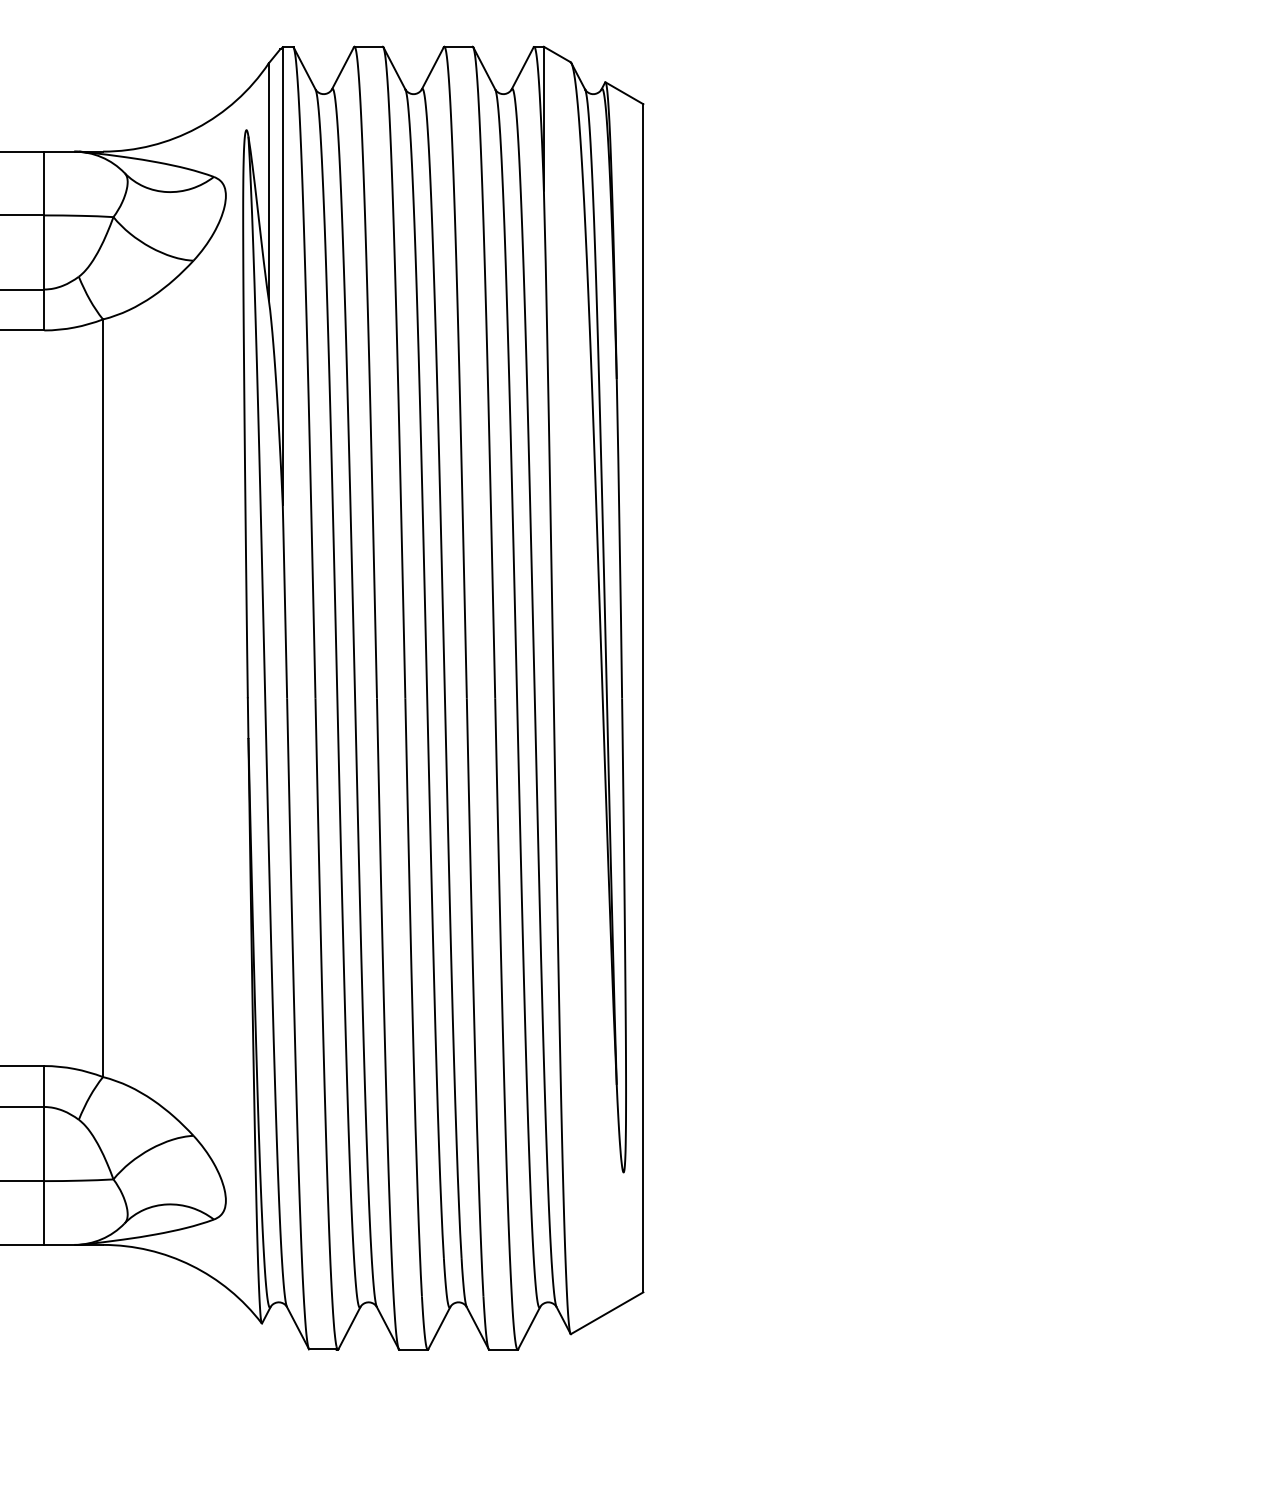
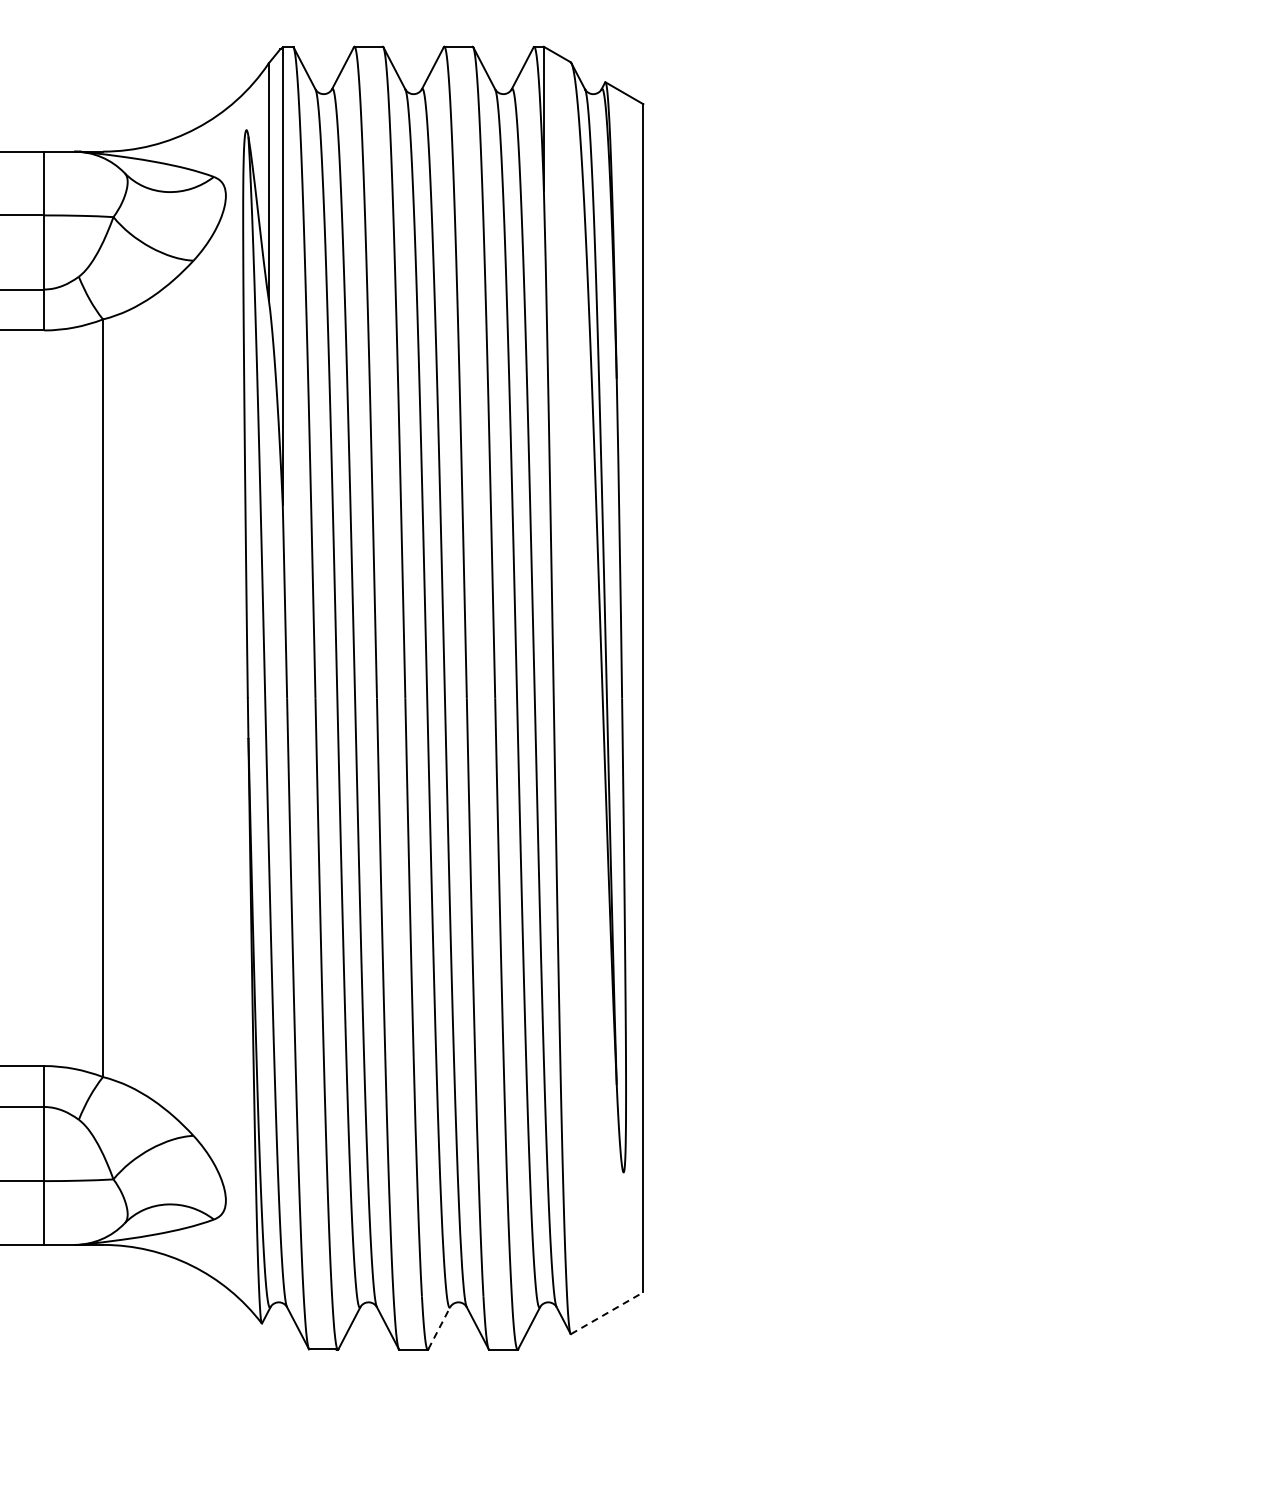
line: solid -> dashed (607, 1313)
line: solid -> dashed (439, 1328)
